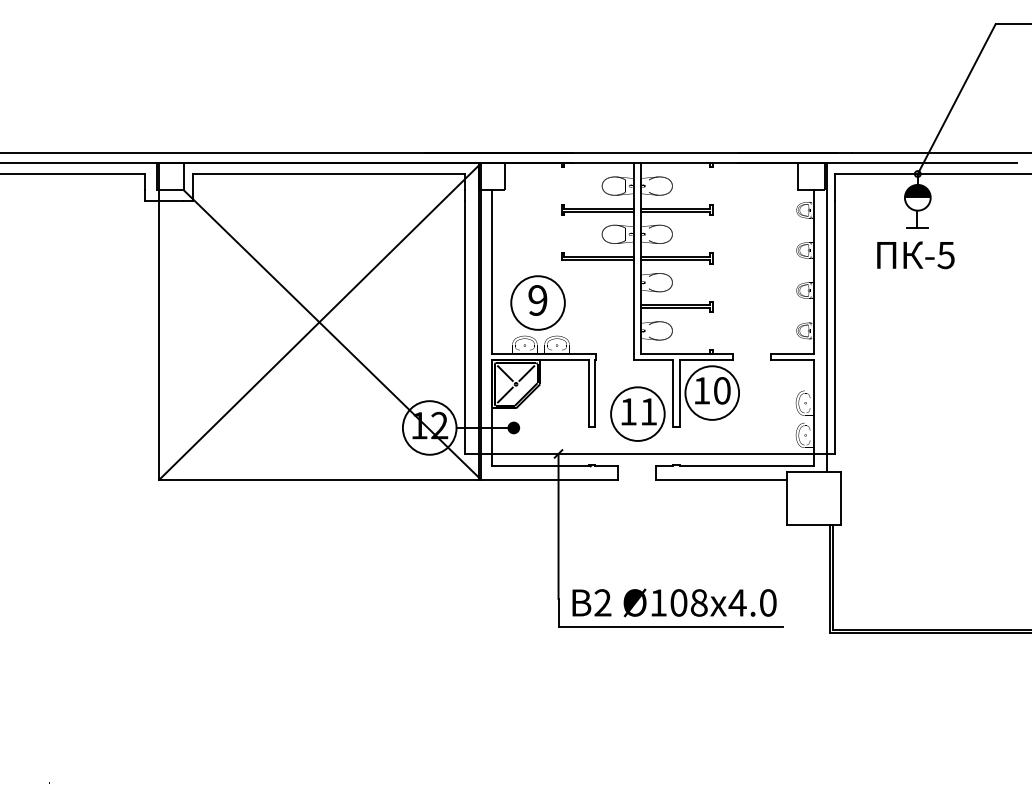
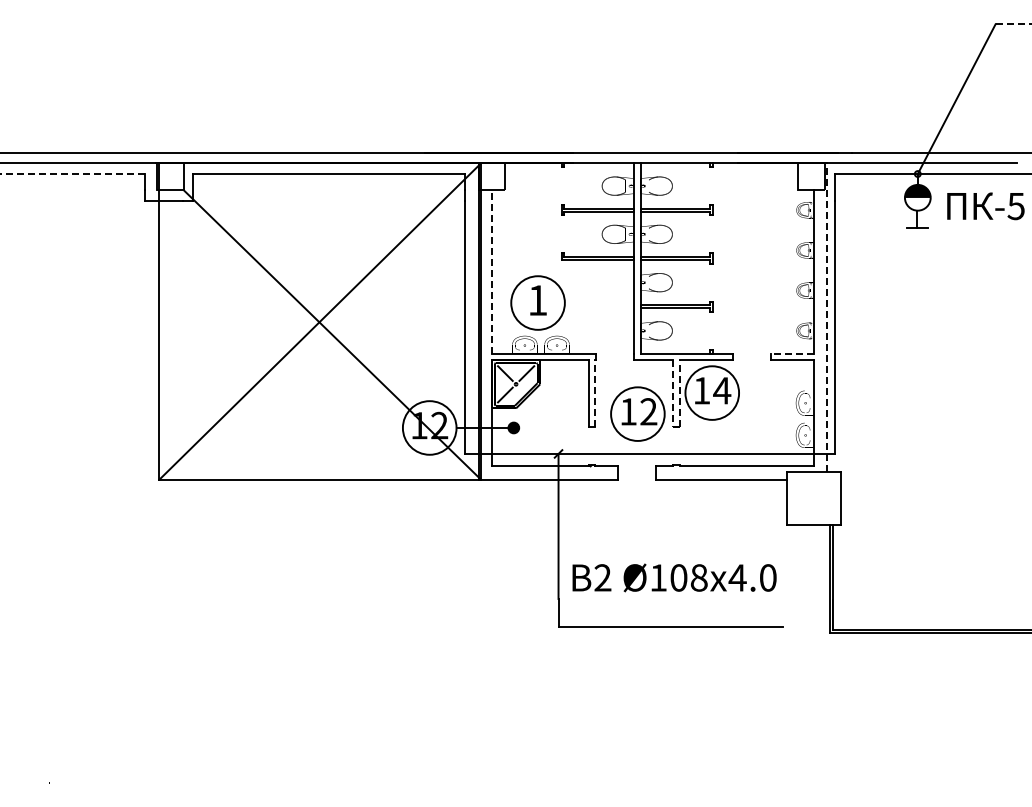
line: solid -> dashed (1013, 24)
line: solid -> dashed (72, 174)
text position: (915, 255) -> (985, 206) (985, 206)
line: solid -> dashed (491, 271)
text: 9 -> 1 (537, 300)
line: solid -> dashed (827, 317)
line: solid -> dashed (792, 353)
text: 10 -> 14 (722, 390)
line: solid -> dashed (594, 393)
line: solid -> dashed (673, 393)
line: solid -> dashed (679, 393)
text: 11 -> 12 (648, 411)
text position: (674, 602) -> (674, 577) (674, 577)
